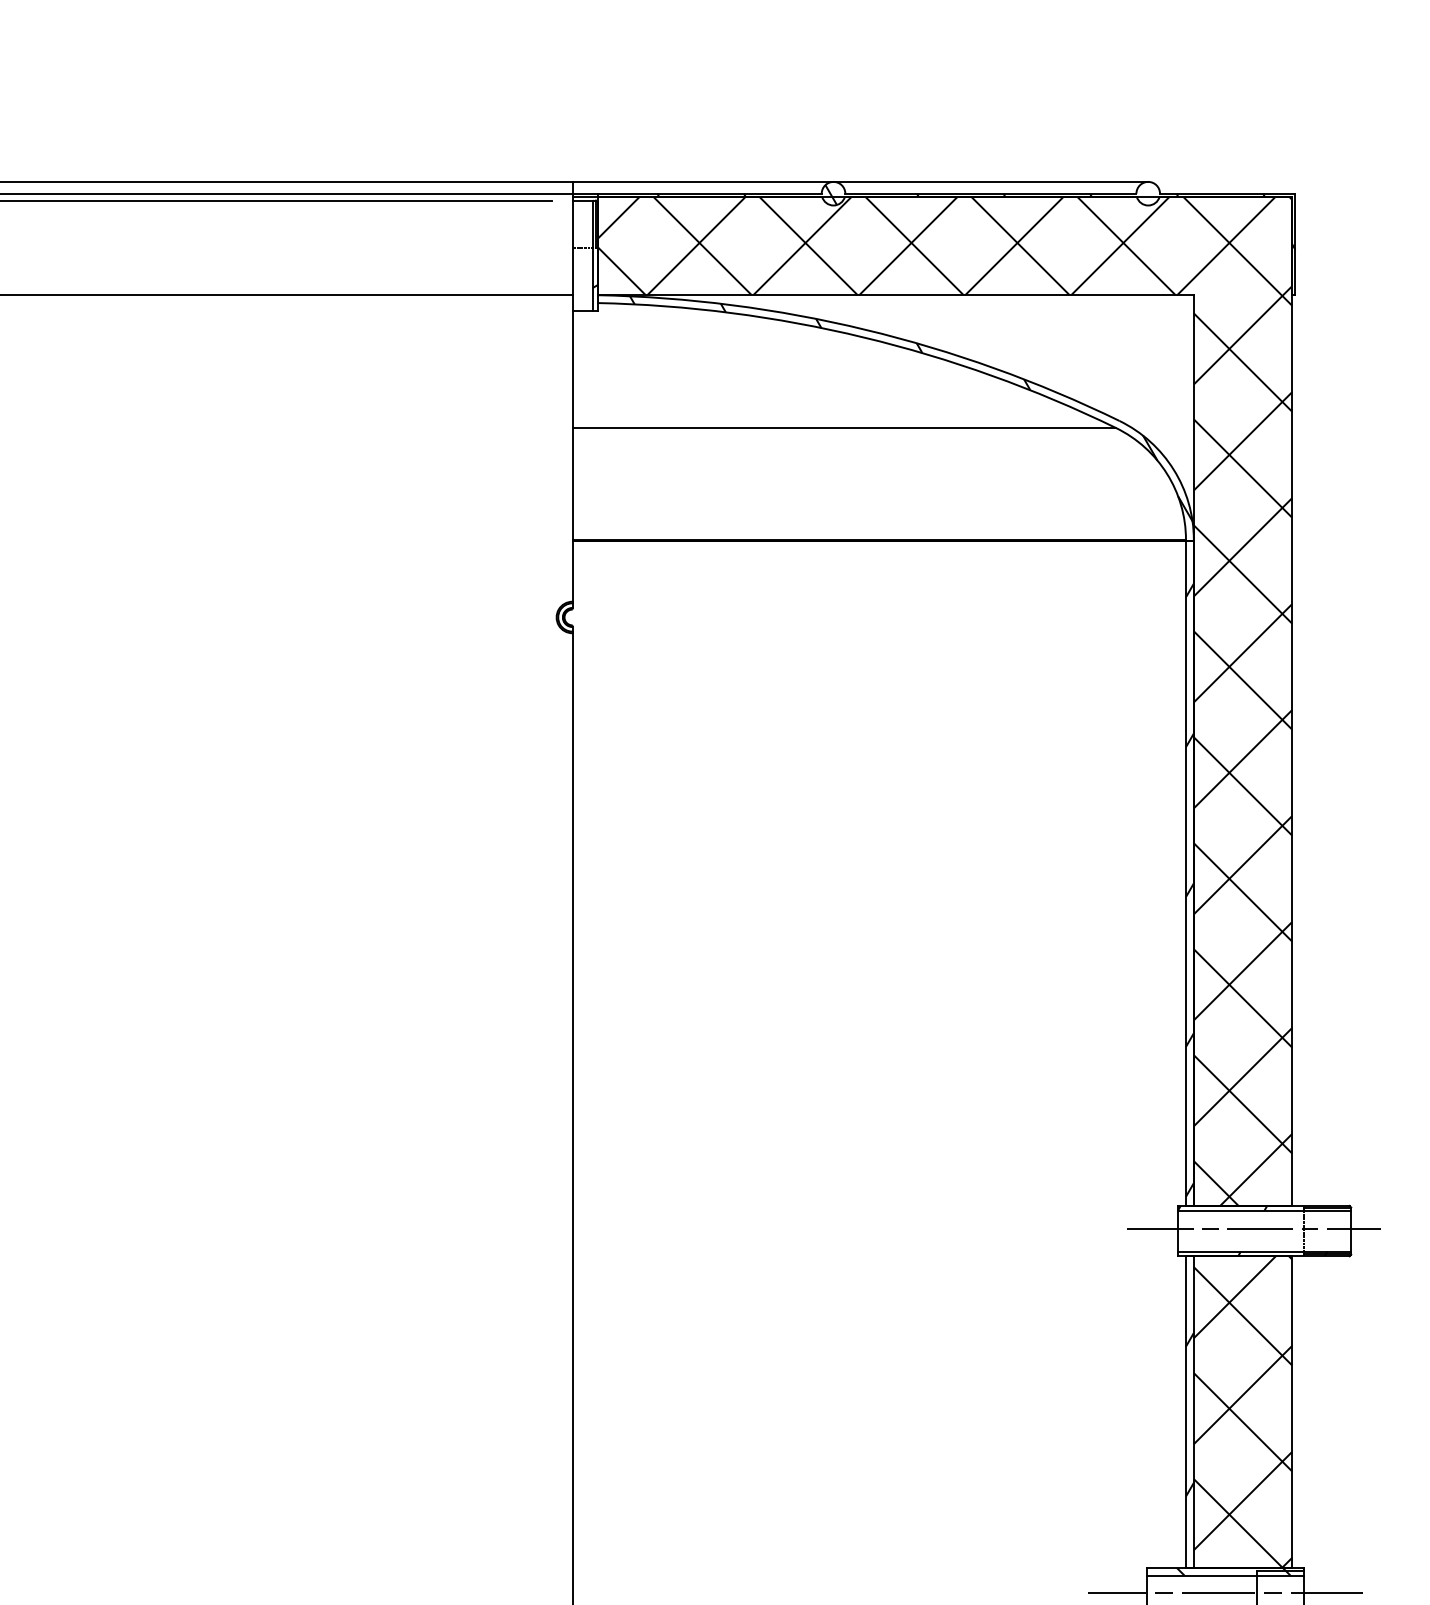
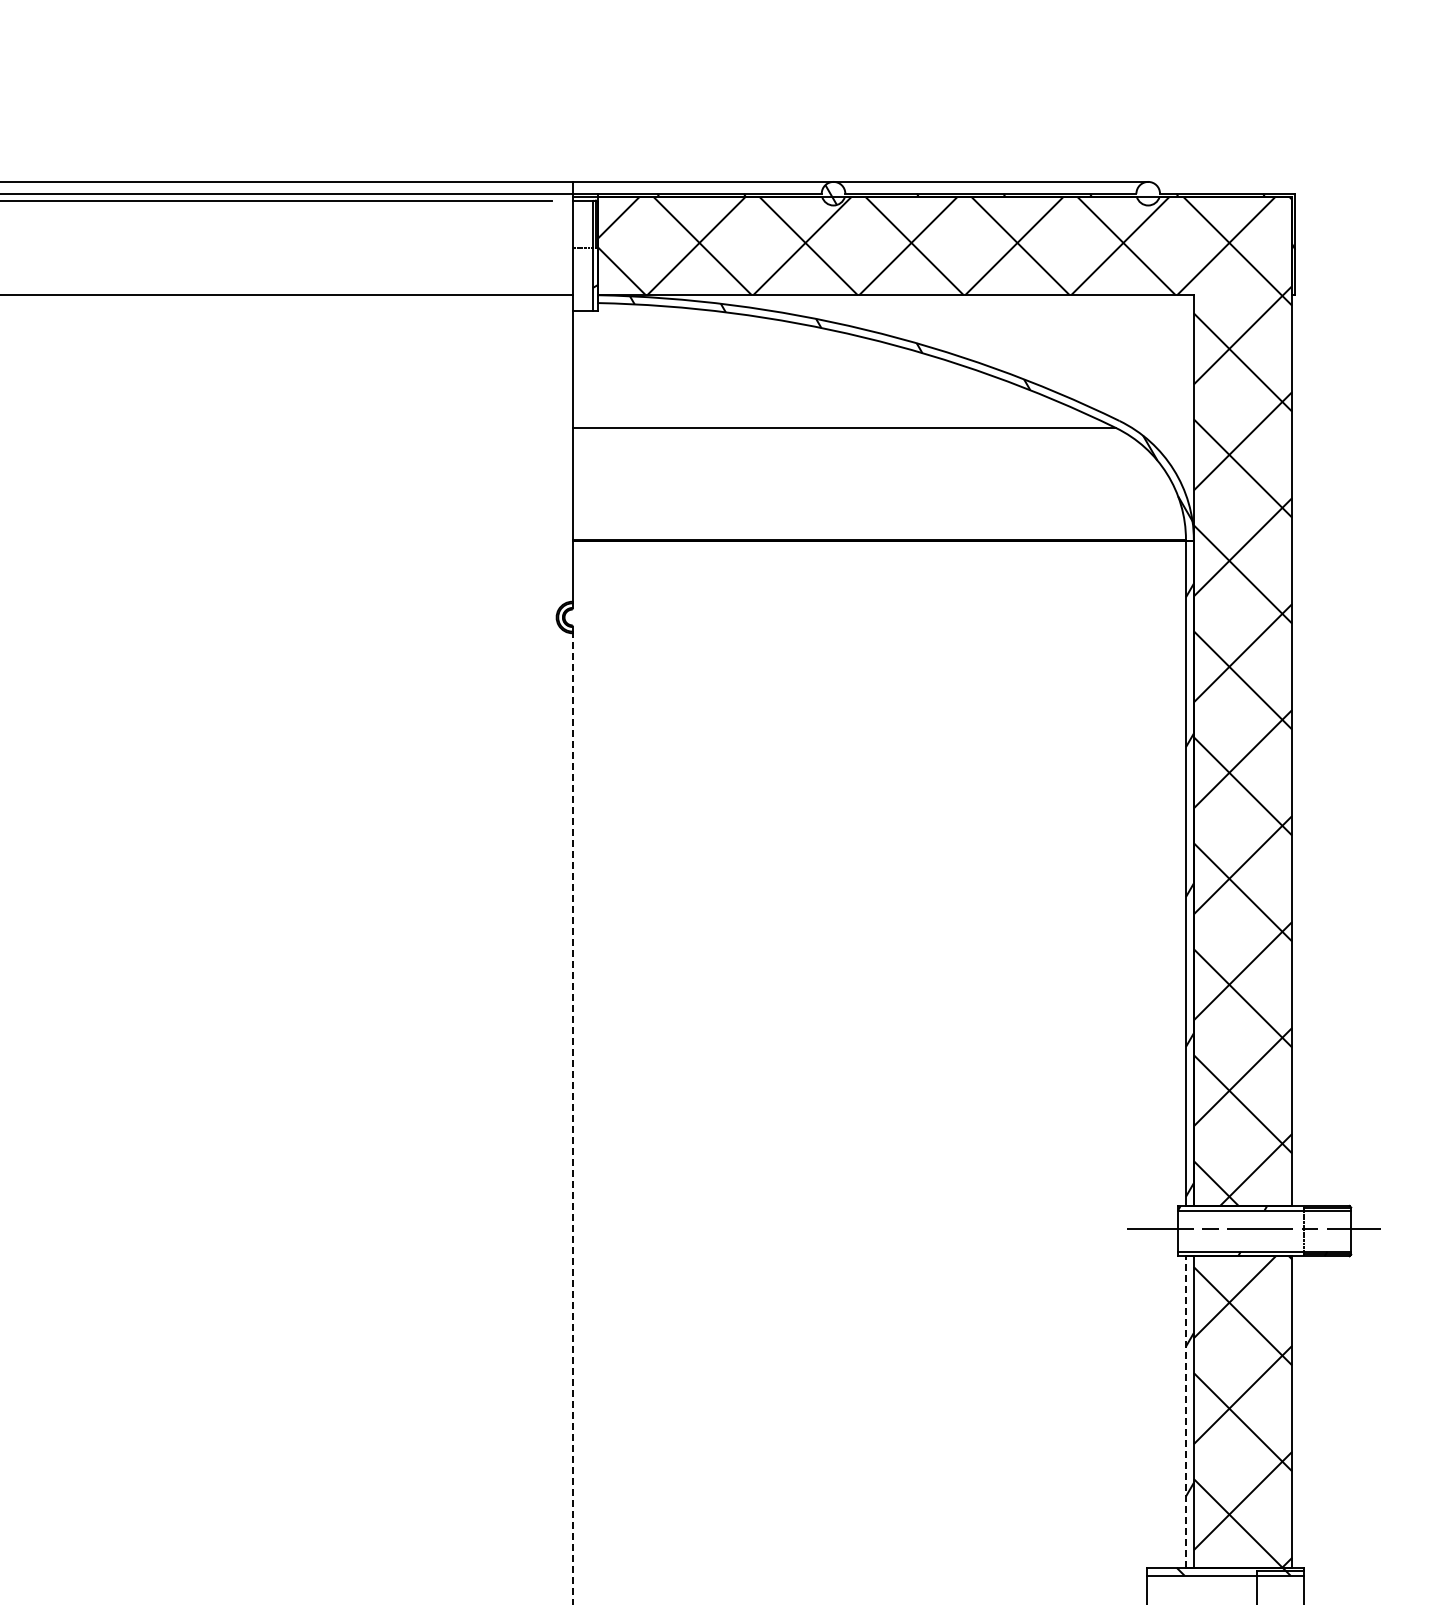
line: solid -> dashed (572, 1118)
line: solid -> dashed (1185, 1412)
line: present -> none (1224, 1592)
